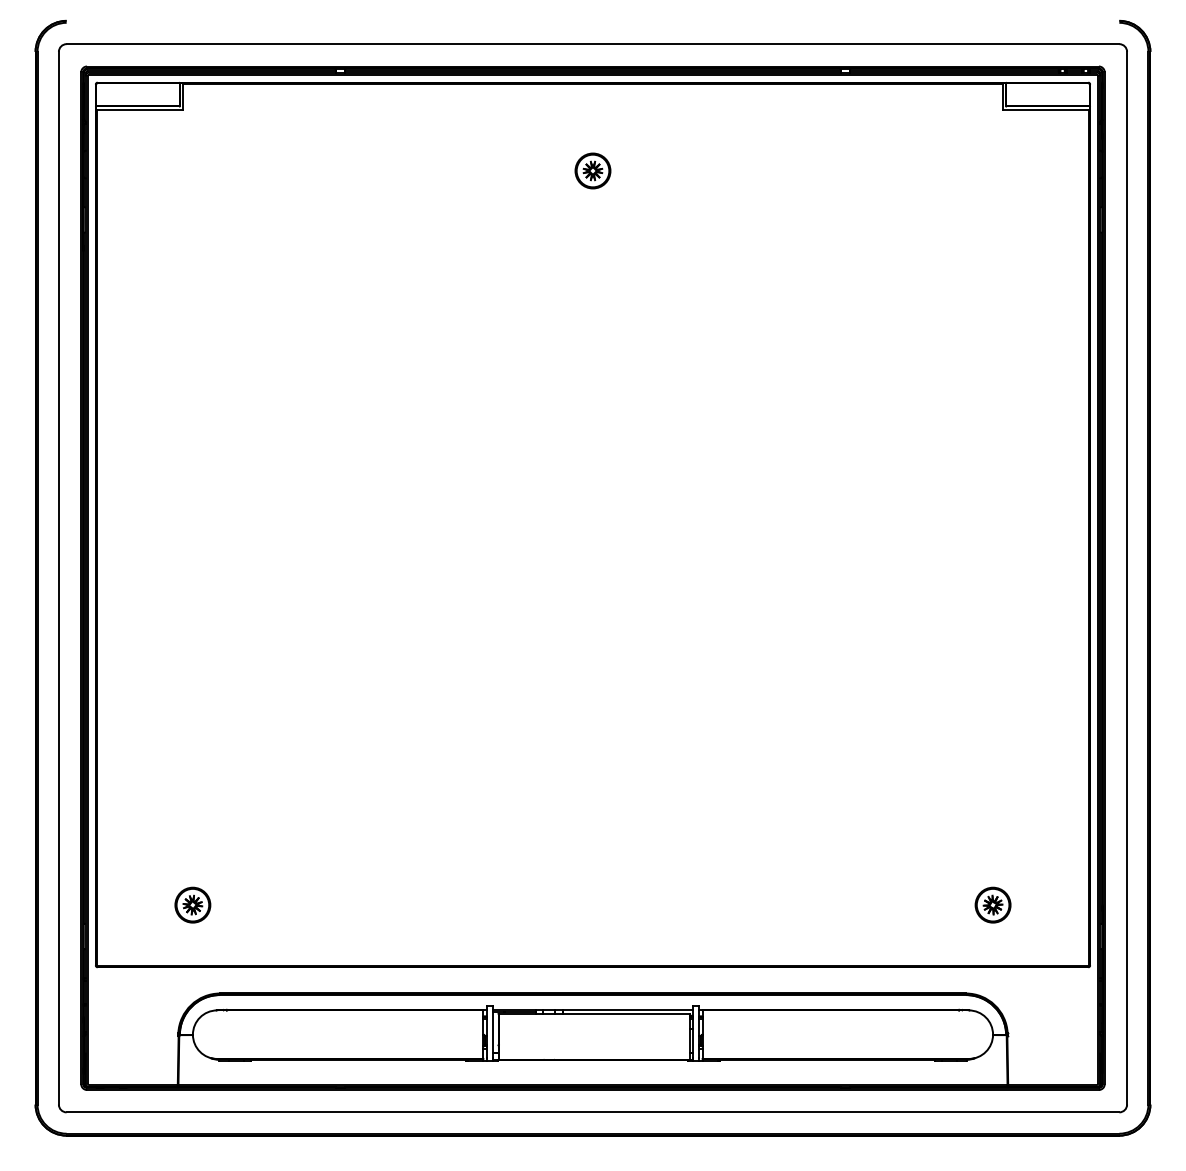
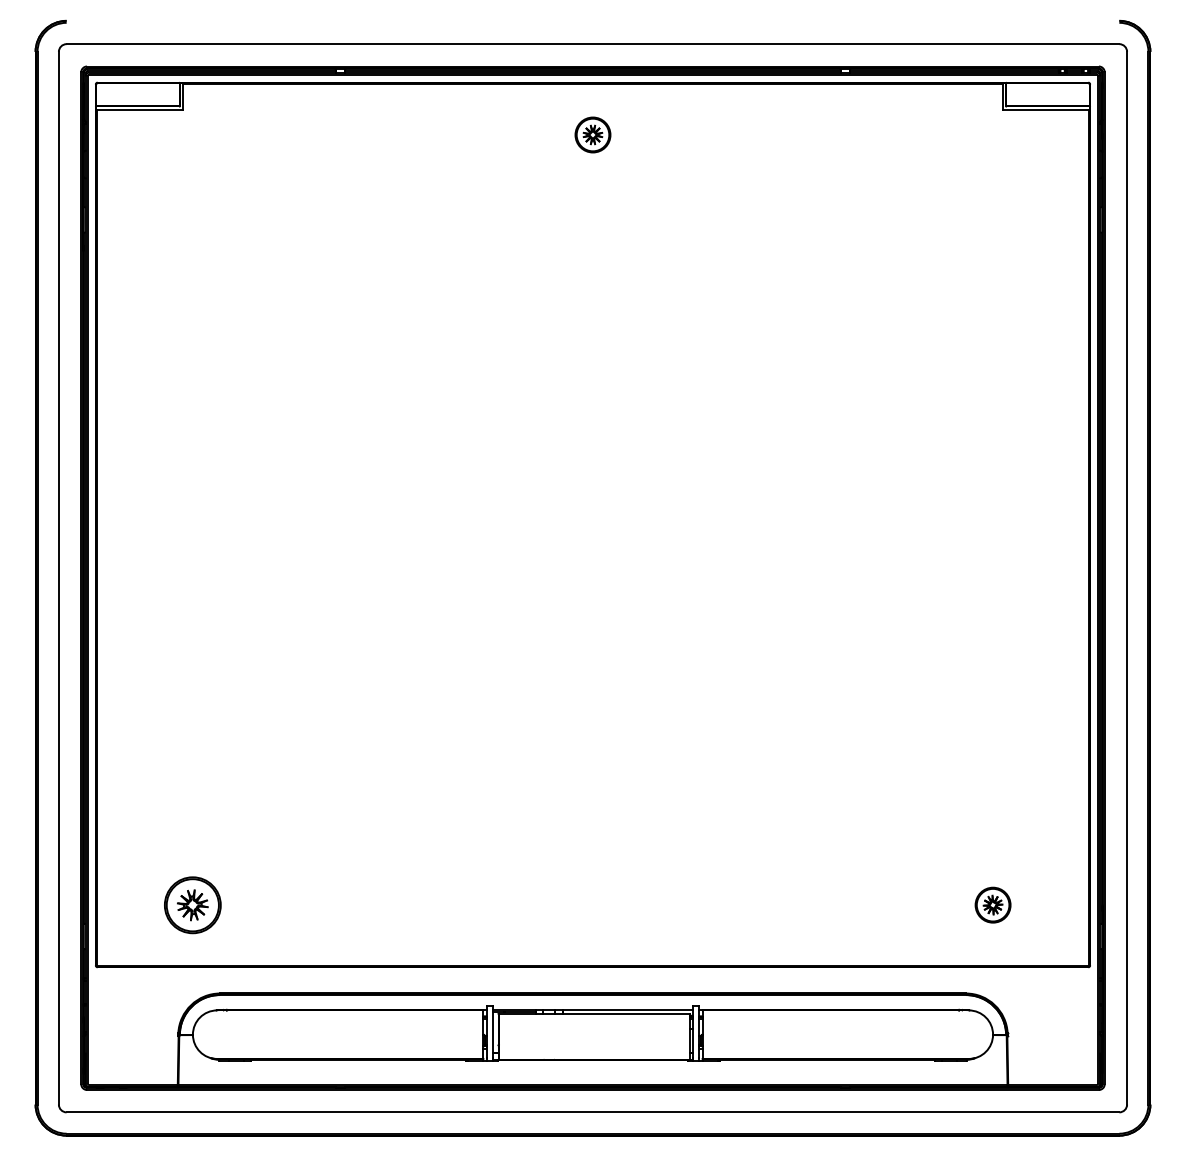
part position: (592, 170) -> (592, 134) (592, 134)
part size: 38x38 px -> 58x59 px (192, 905)
